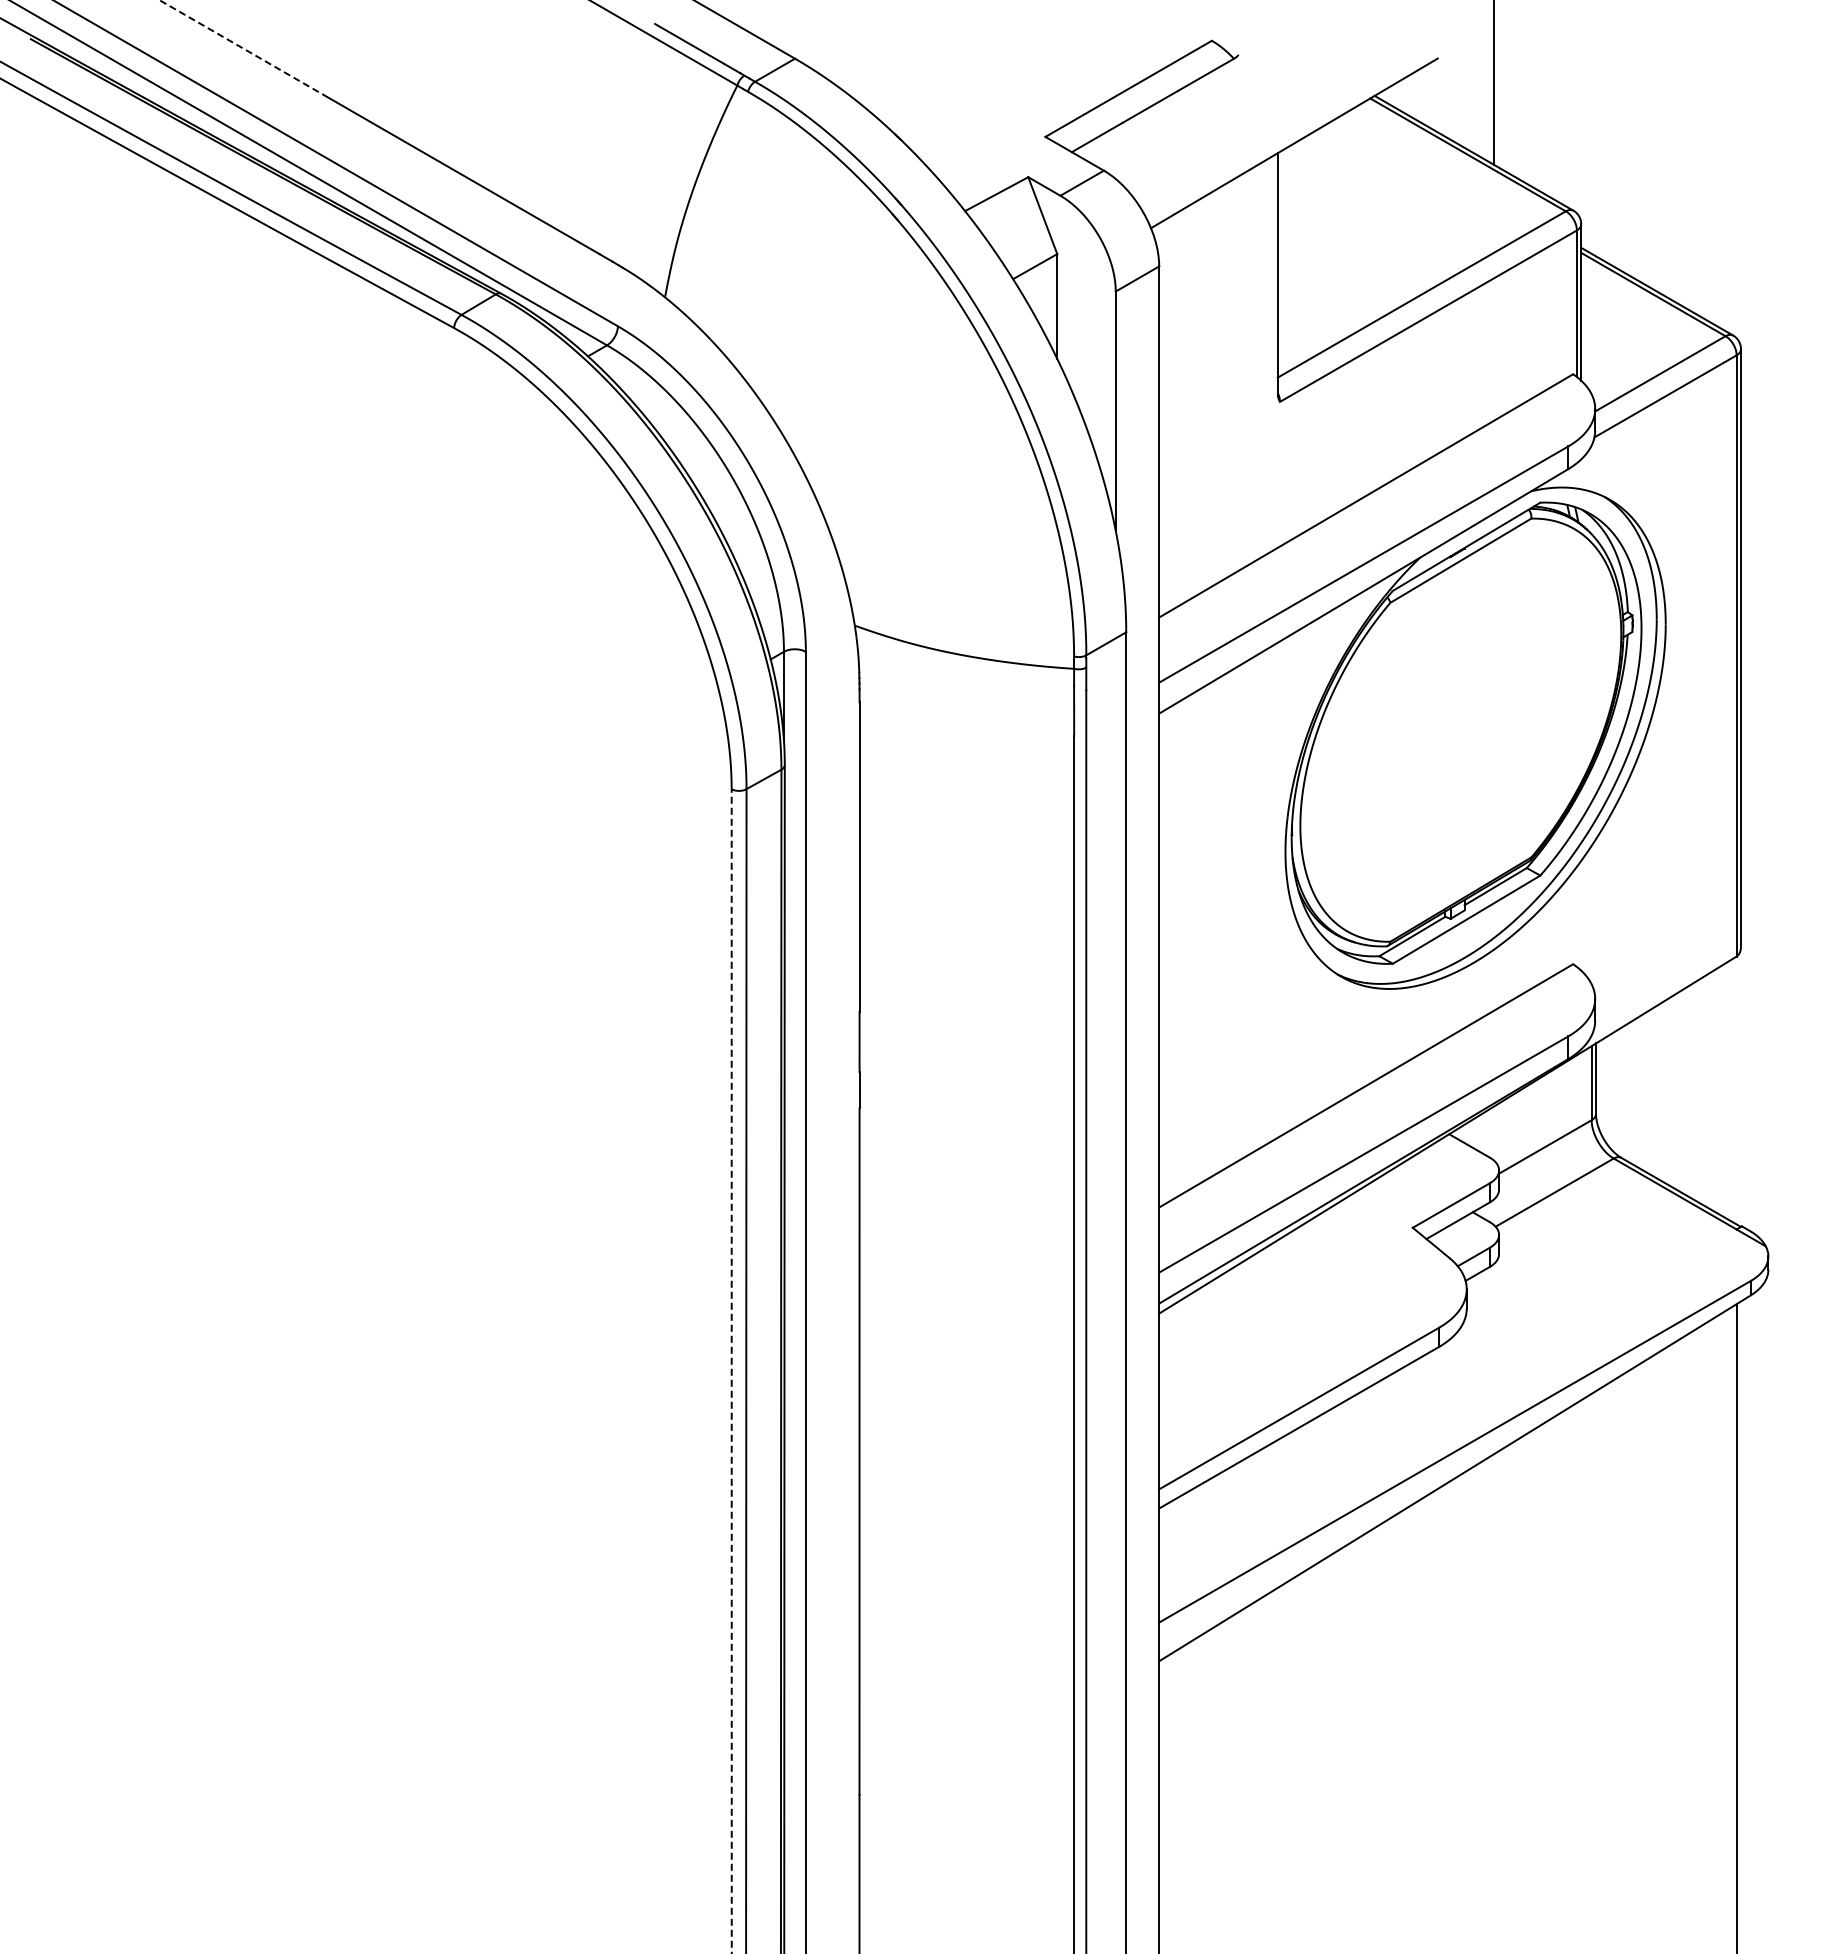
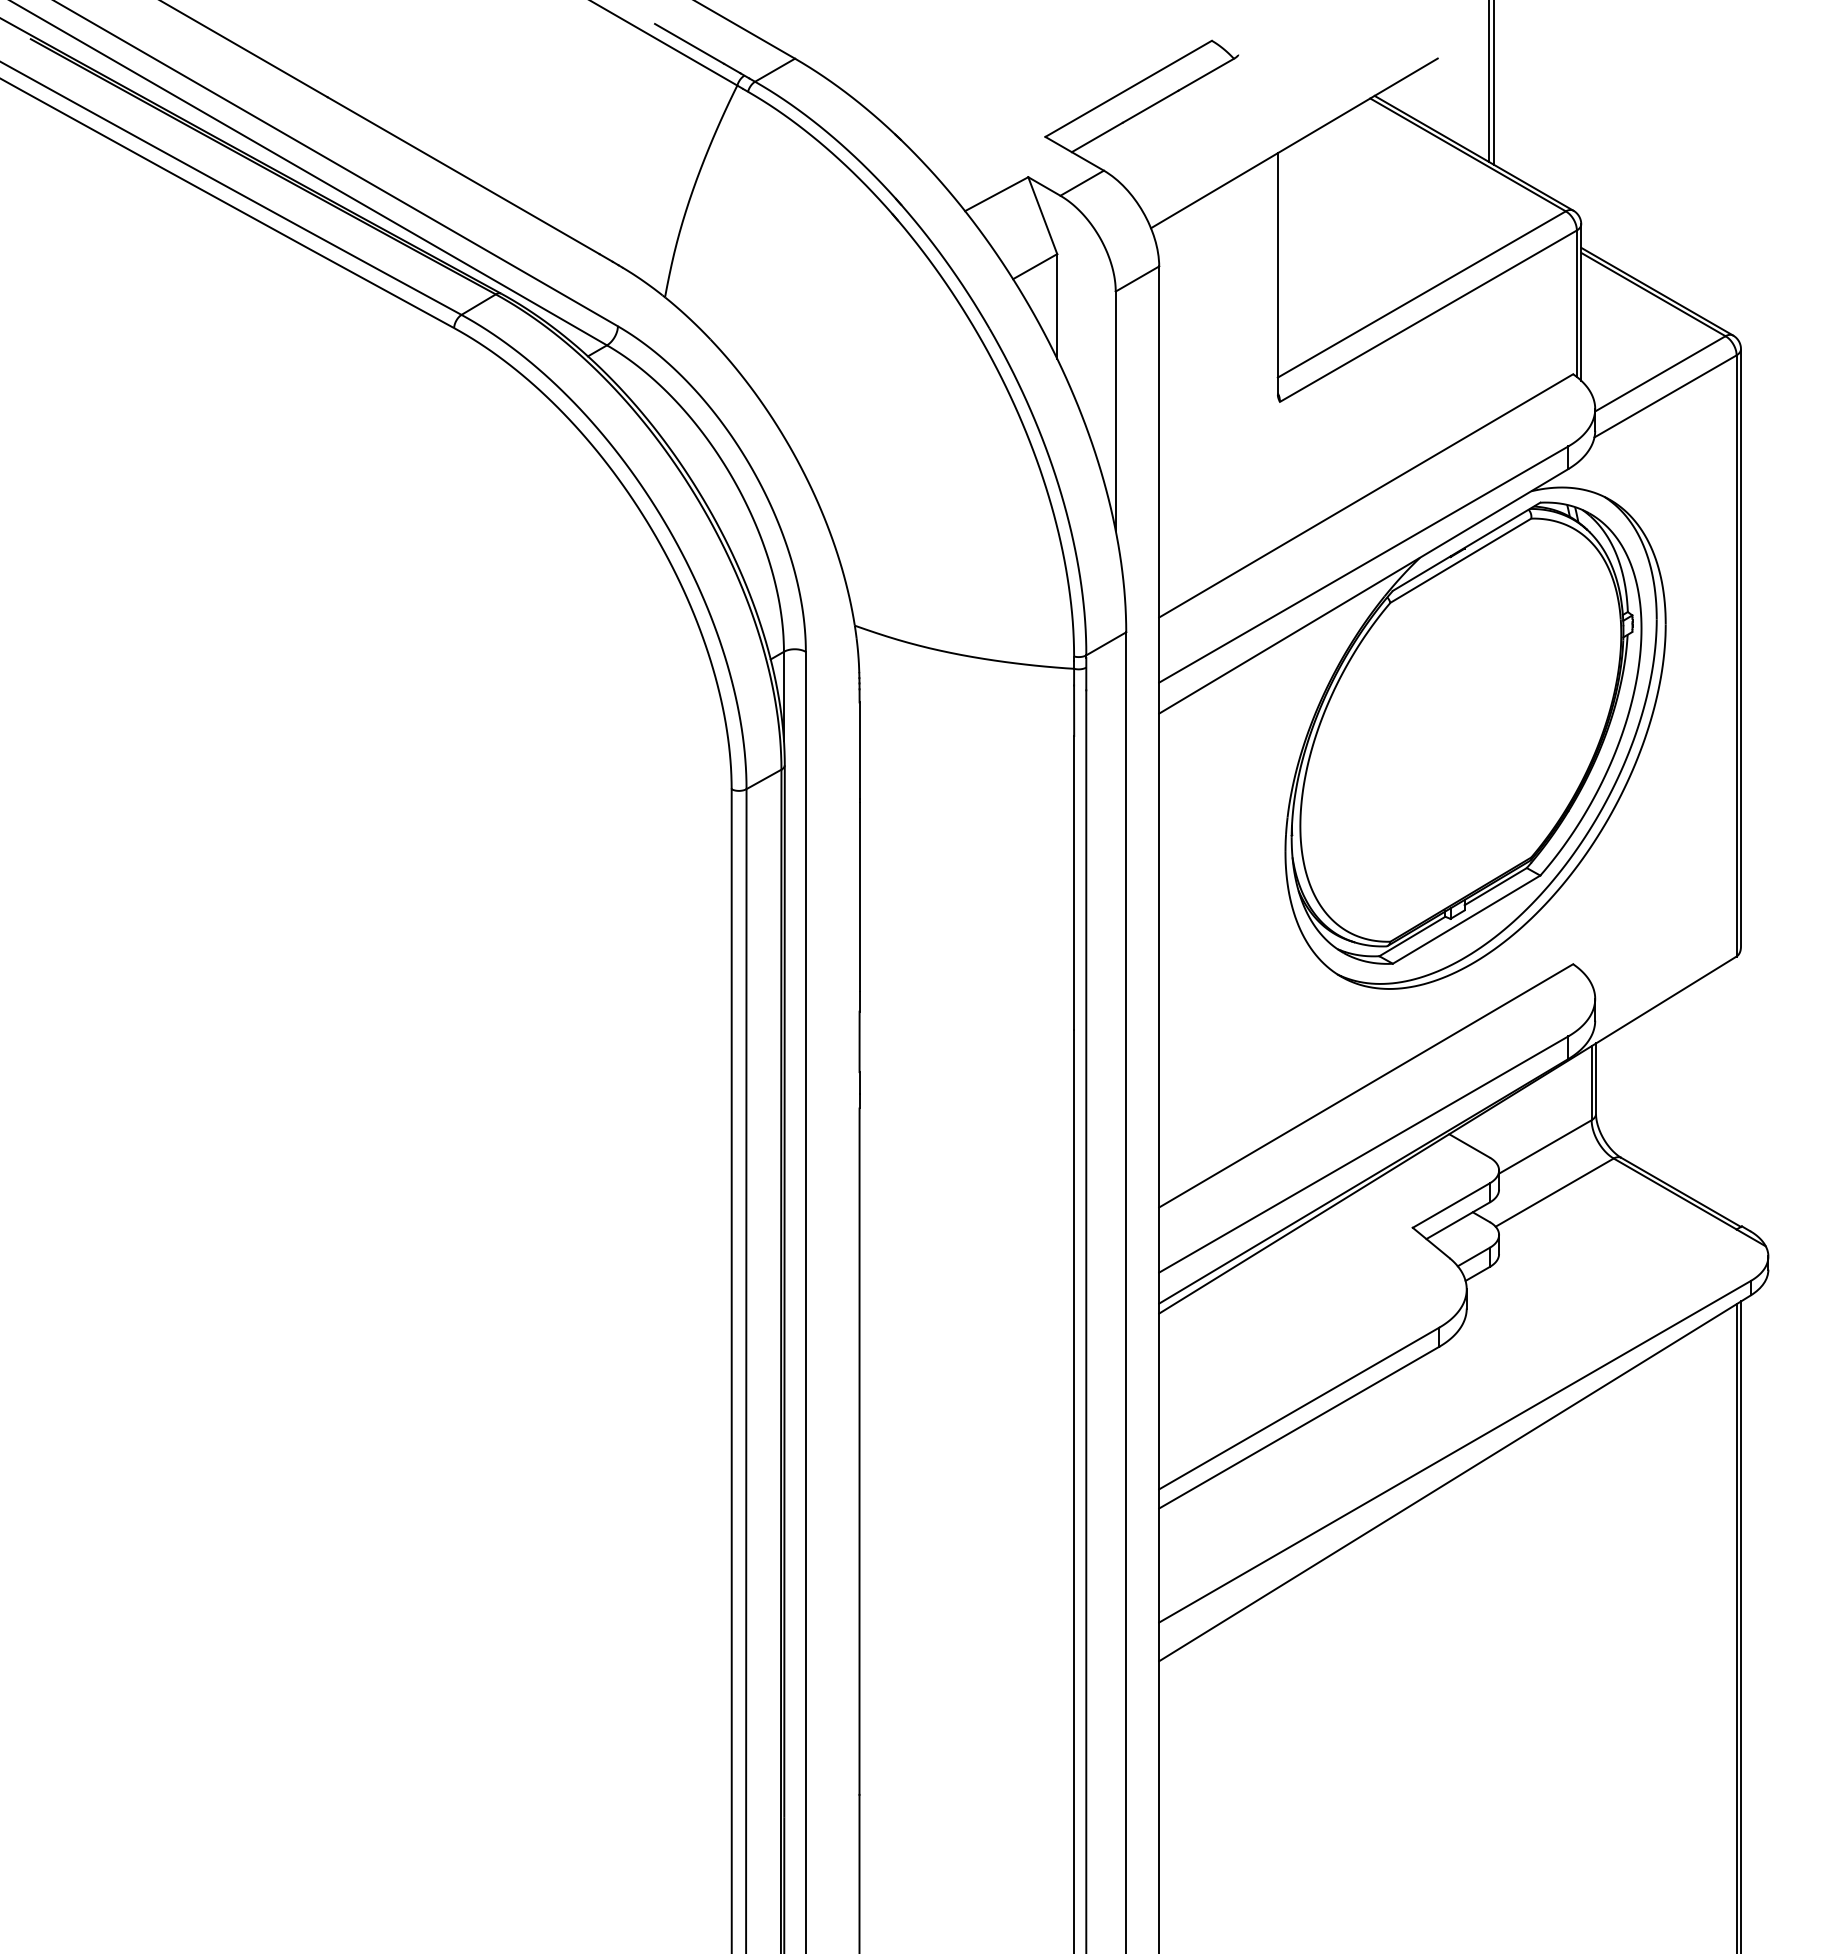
line: dashed -> solid (243, 48)
line: none -> present (1489, 82)
line: dashed -> solid (731, 1371)
line: none -> present (1740, 1625)
